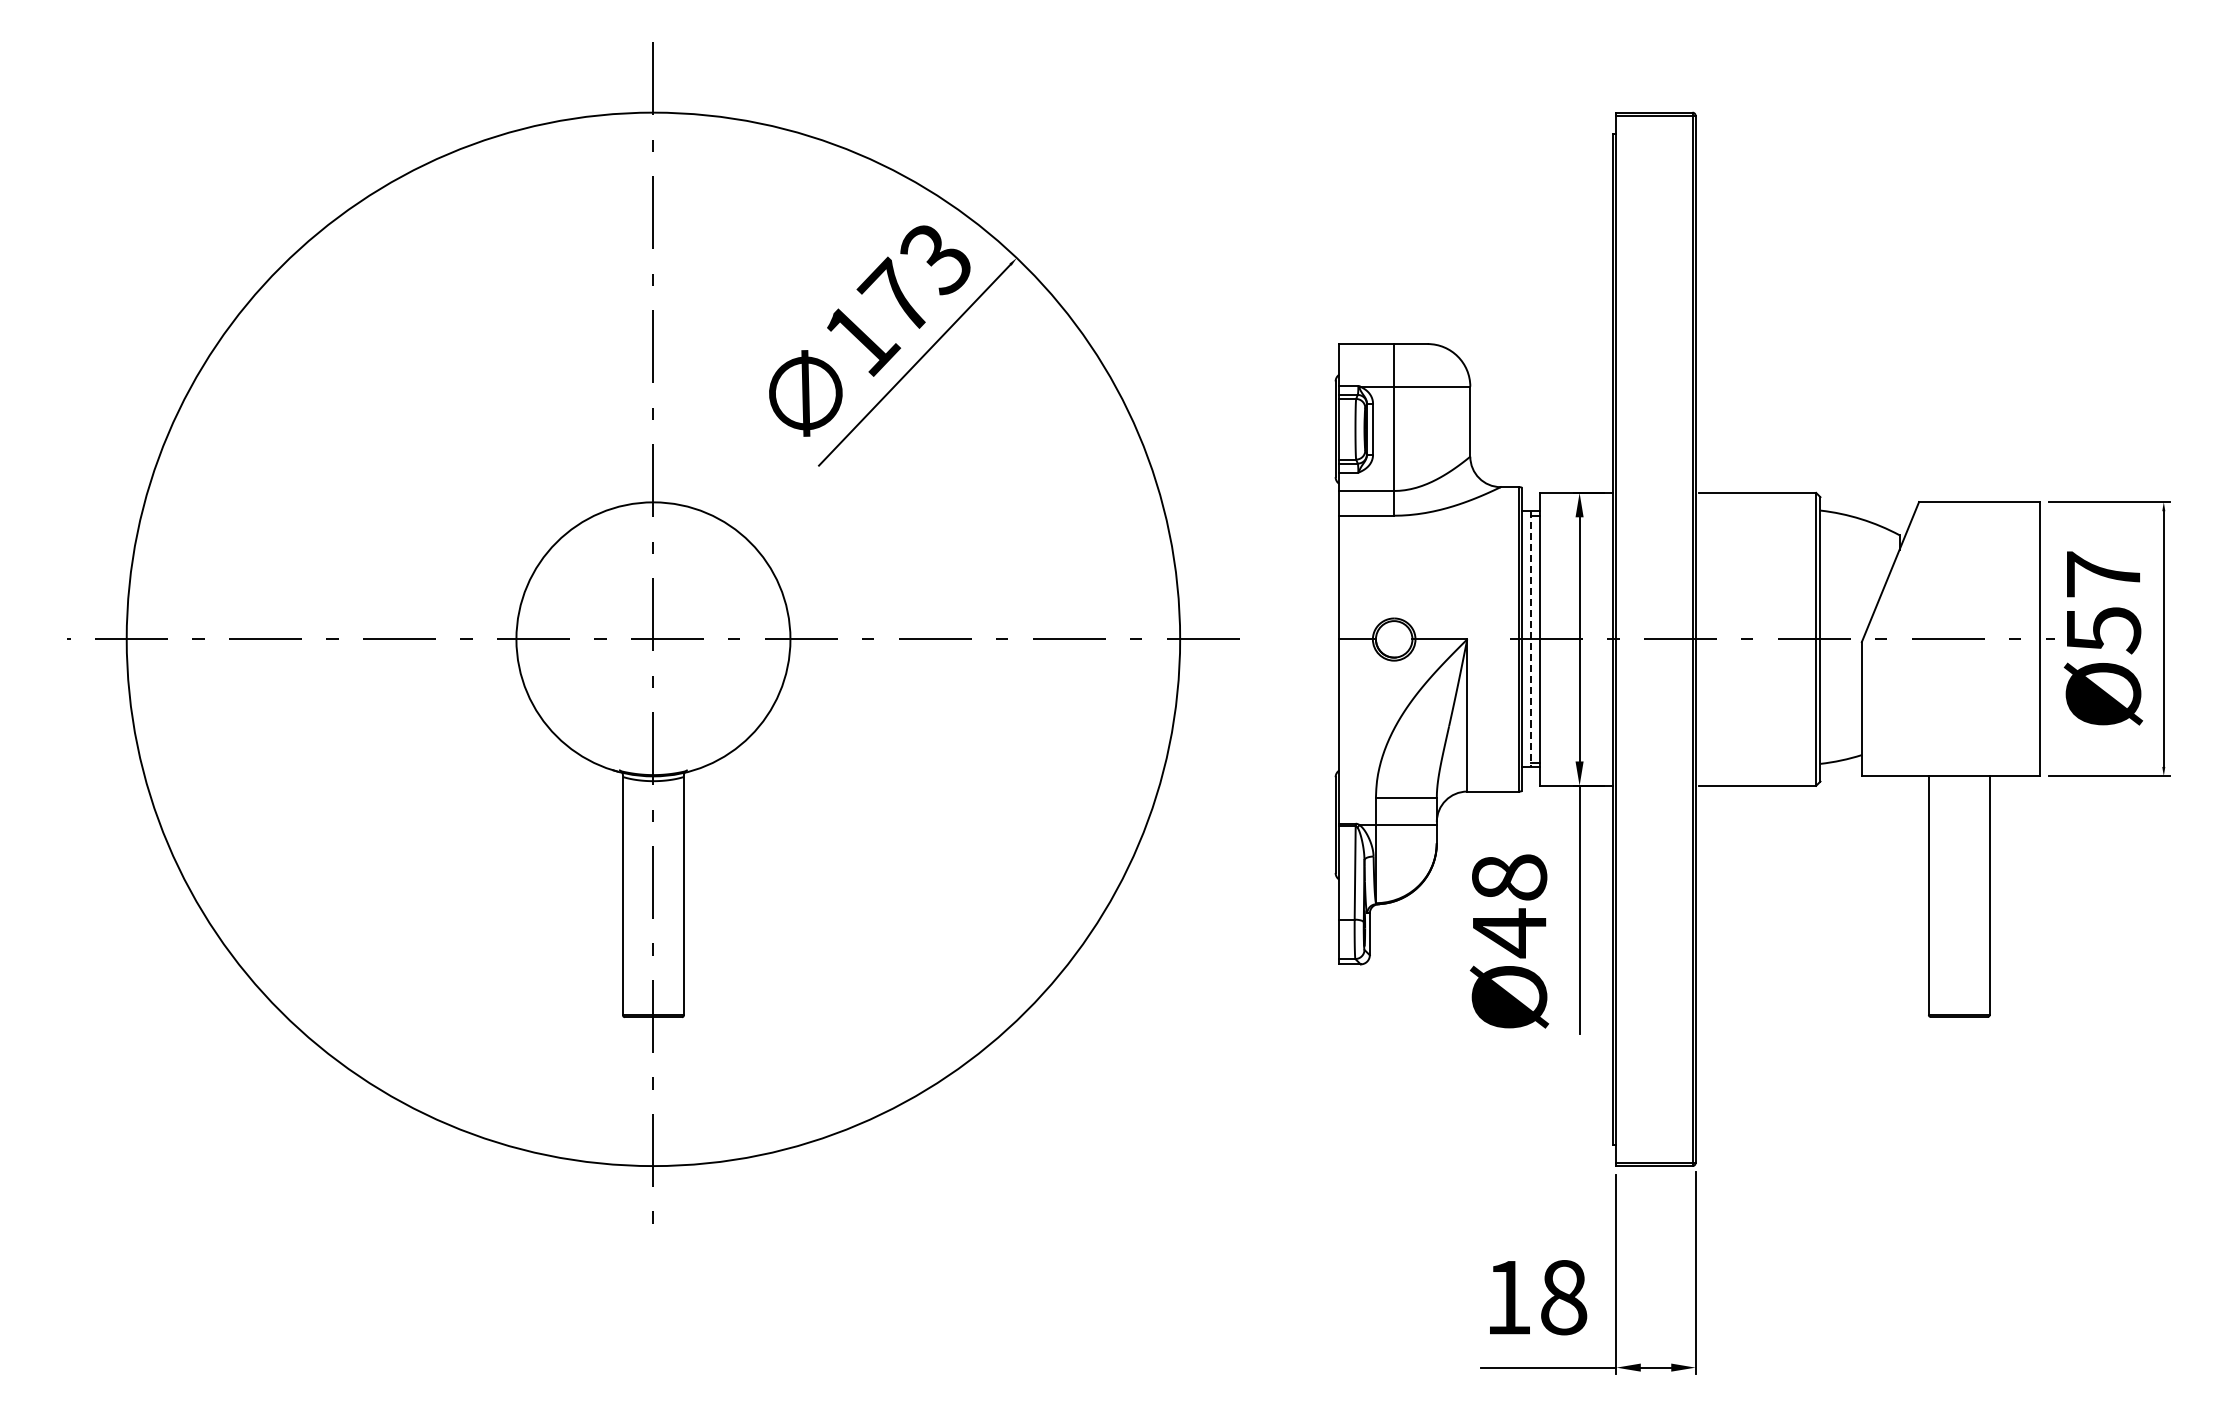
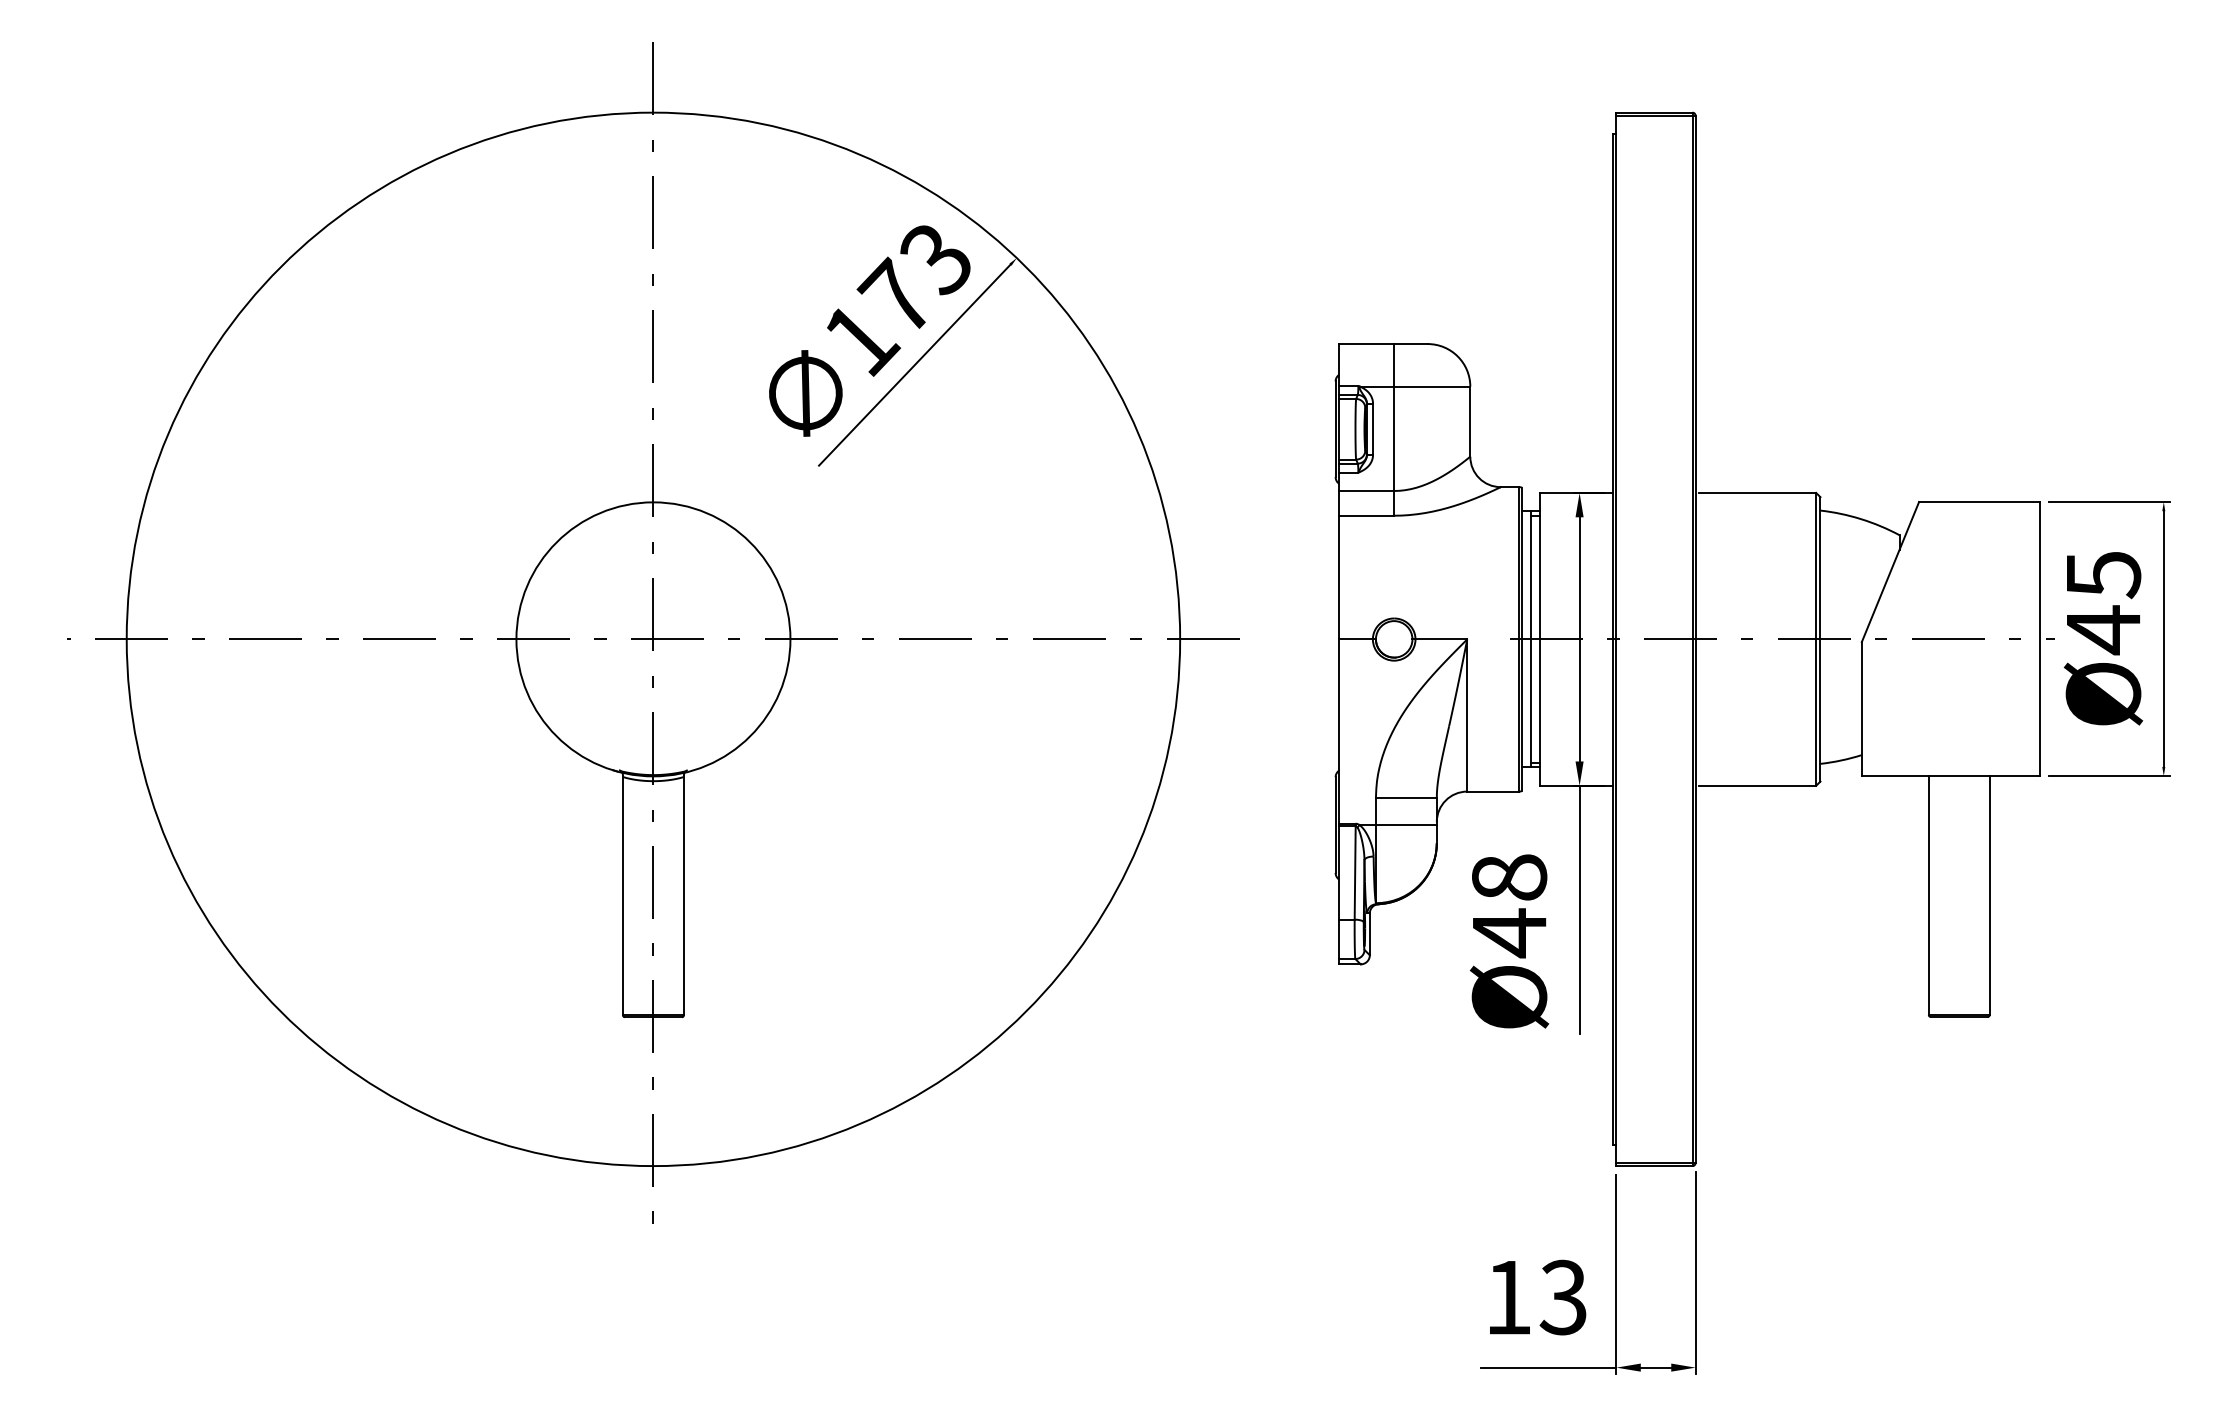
text: Ø57 -> Ø45 (2104, 603)
line: dashed -> solid (1531, 639)
text: 18 -> 13 (1563, 1297)
